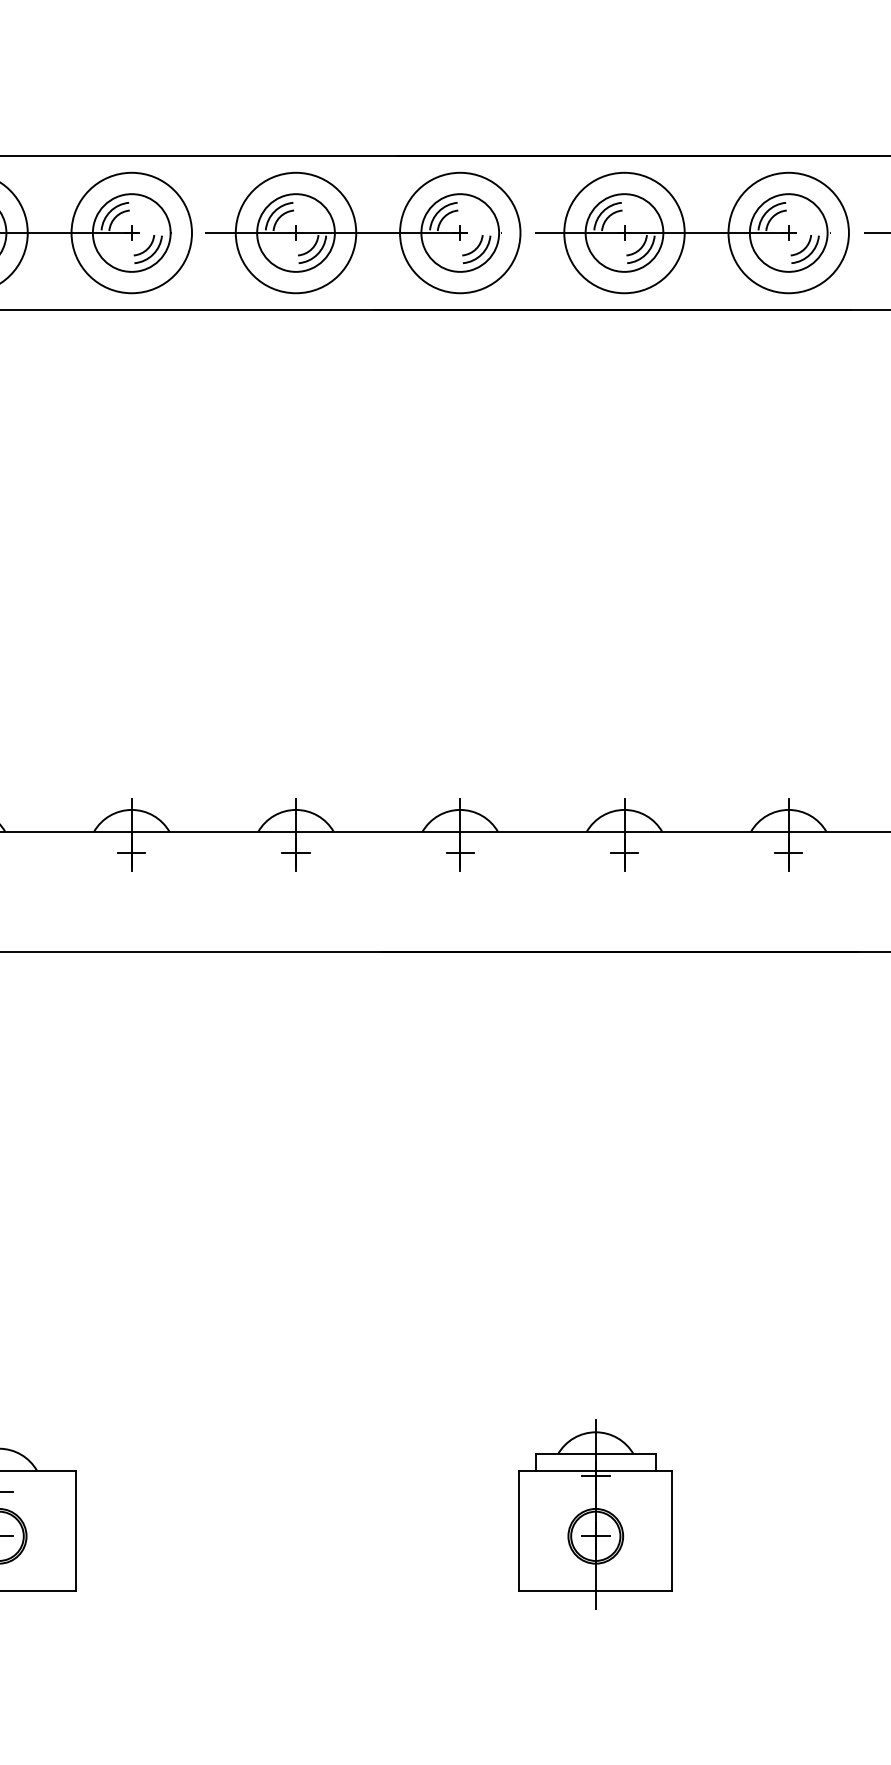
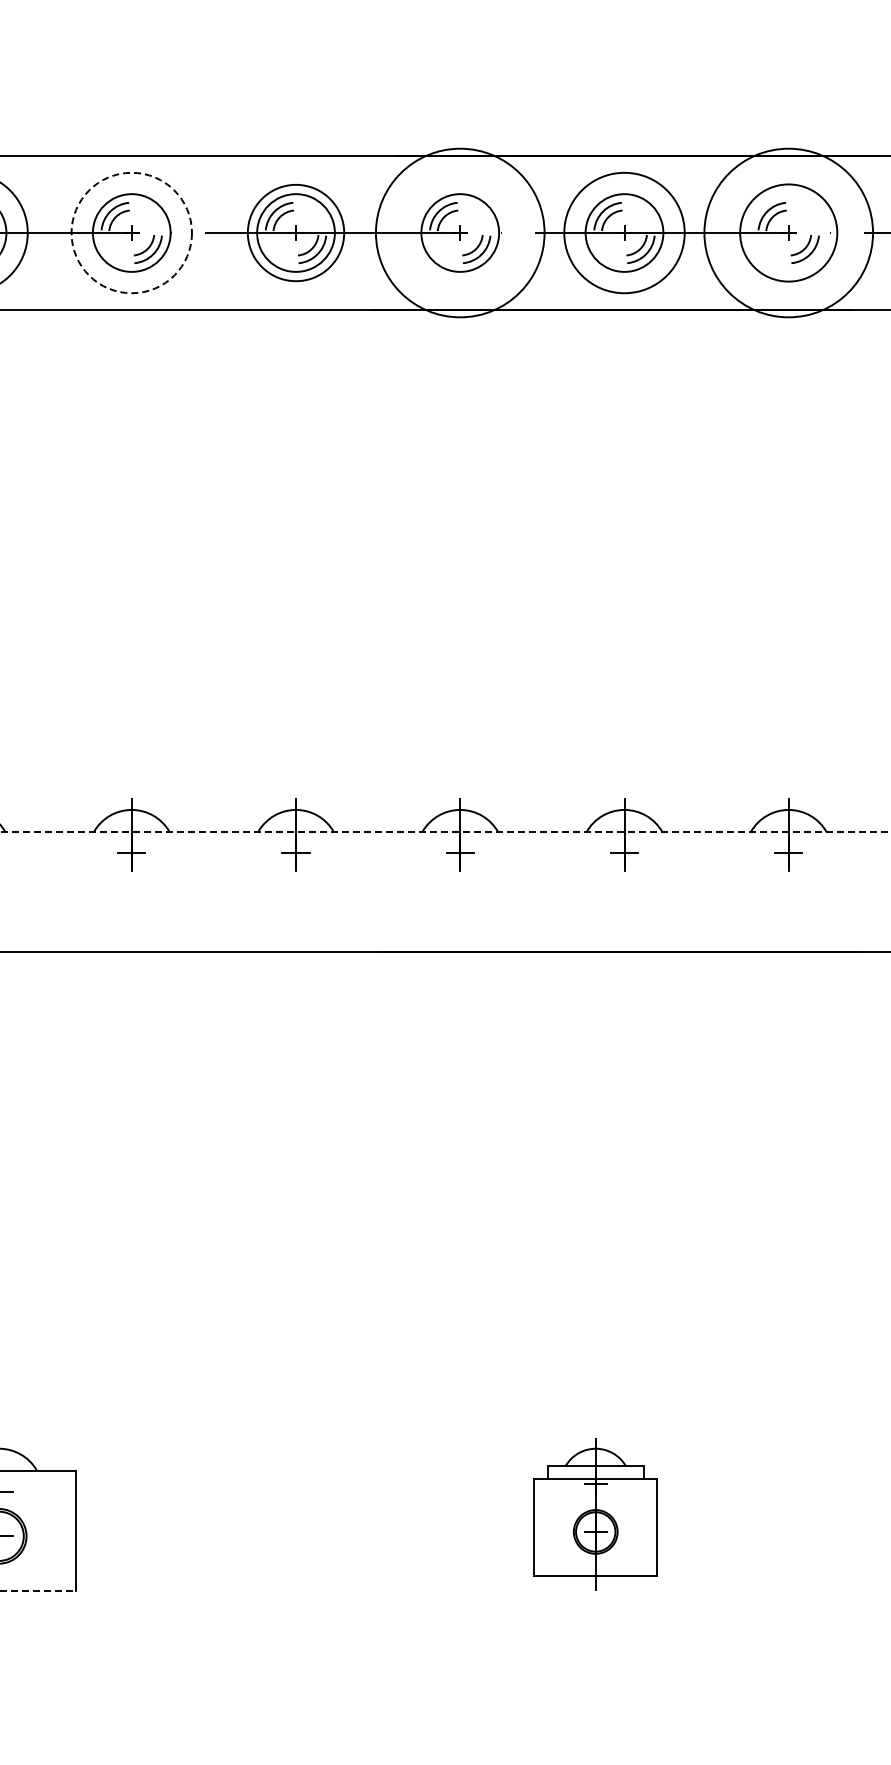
circle: solid -> dashed (131, 232)
circle diameter: 120 px -> 96 px (295, 232)
circle diameter: 120 px -> 169 px (459, 232)
circle diameter: 120 px -> 169 px (788, 232)
circle diameter: 78 px -> 97 px (788, 232)
line: solid -> dashed (445, 831)
part size: 155x191 px -> 125x153 px (595, 1514)
line: solid -> dashed (38, 1591)
